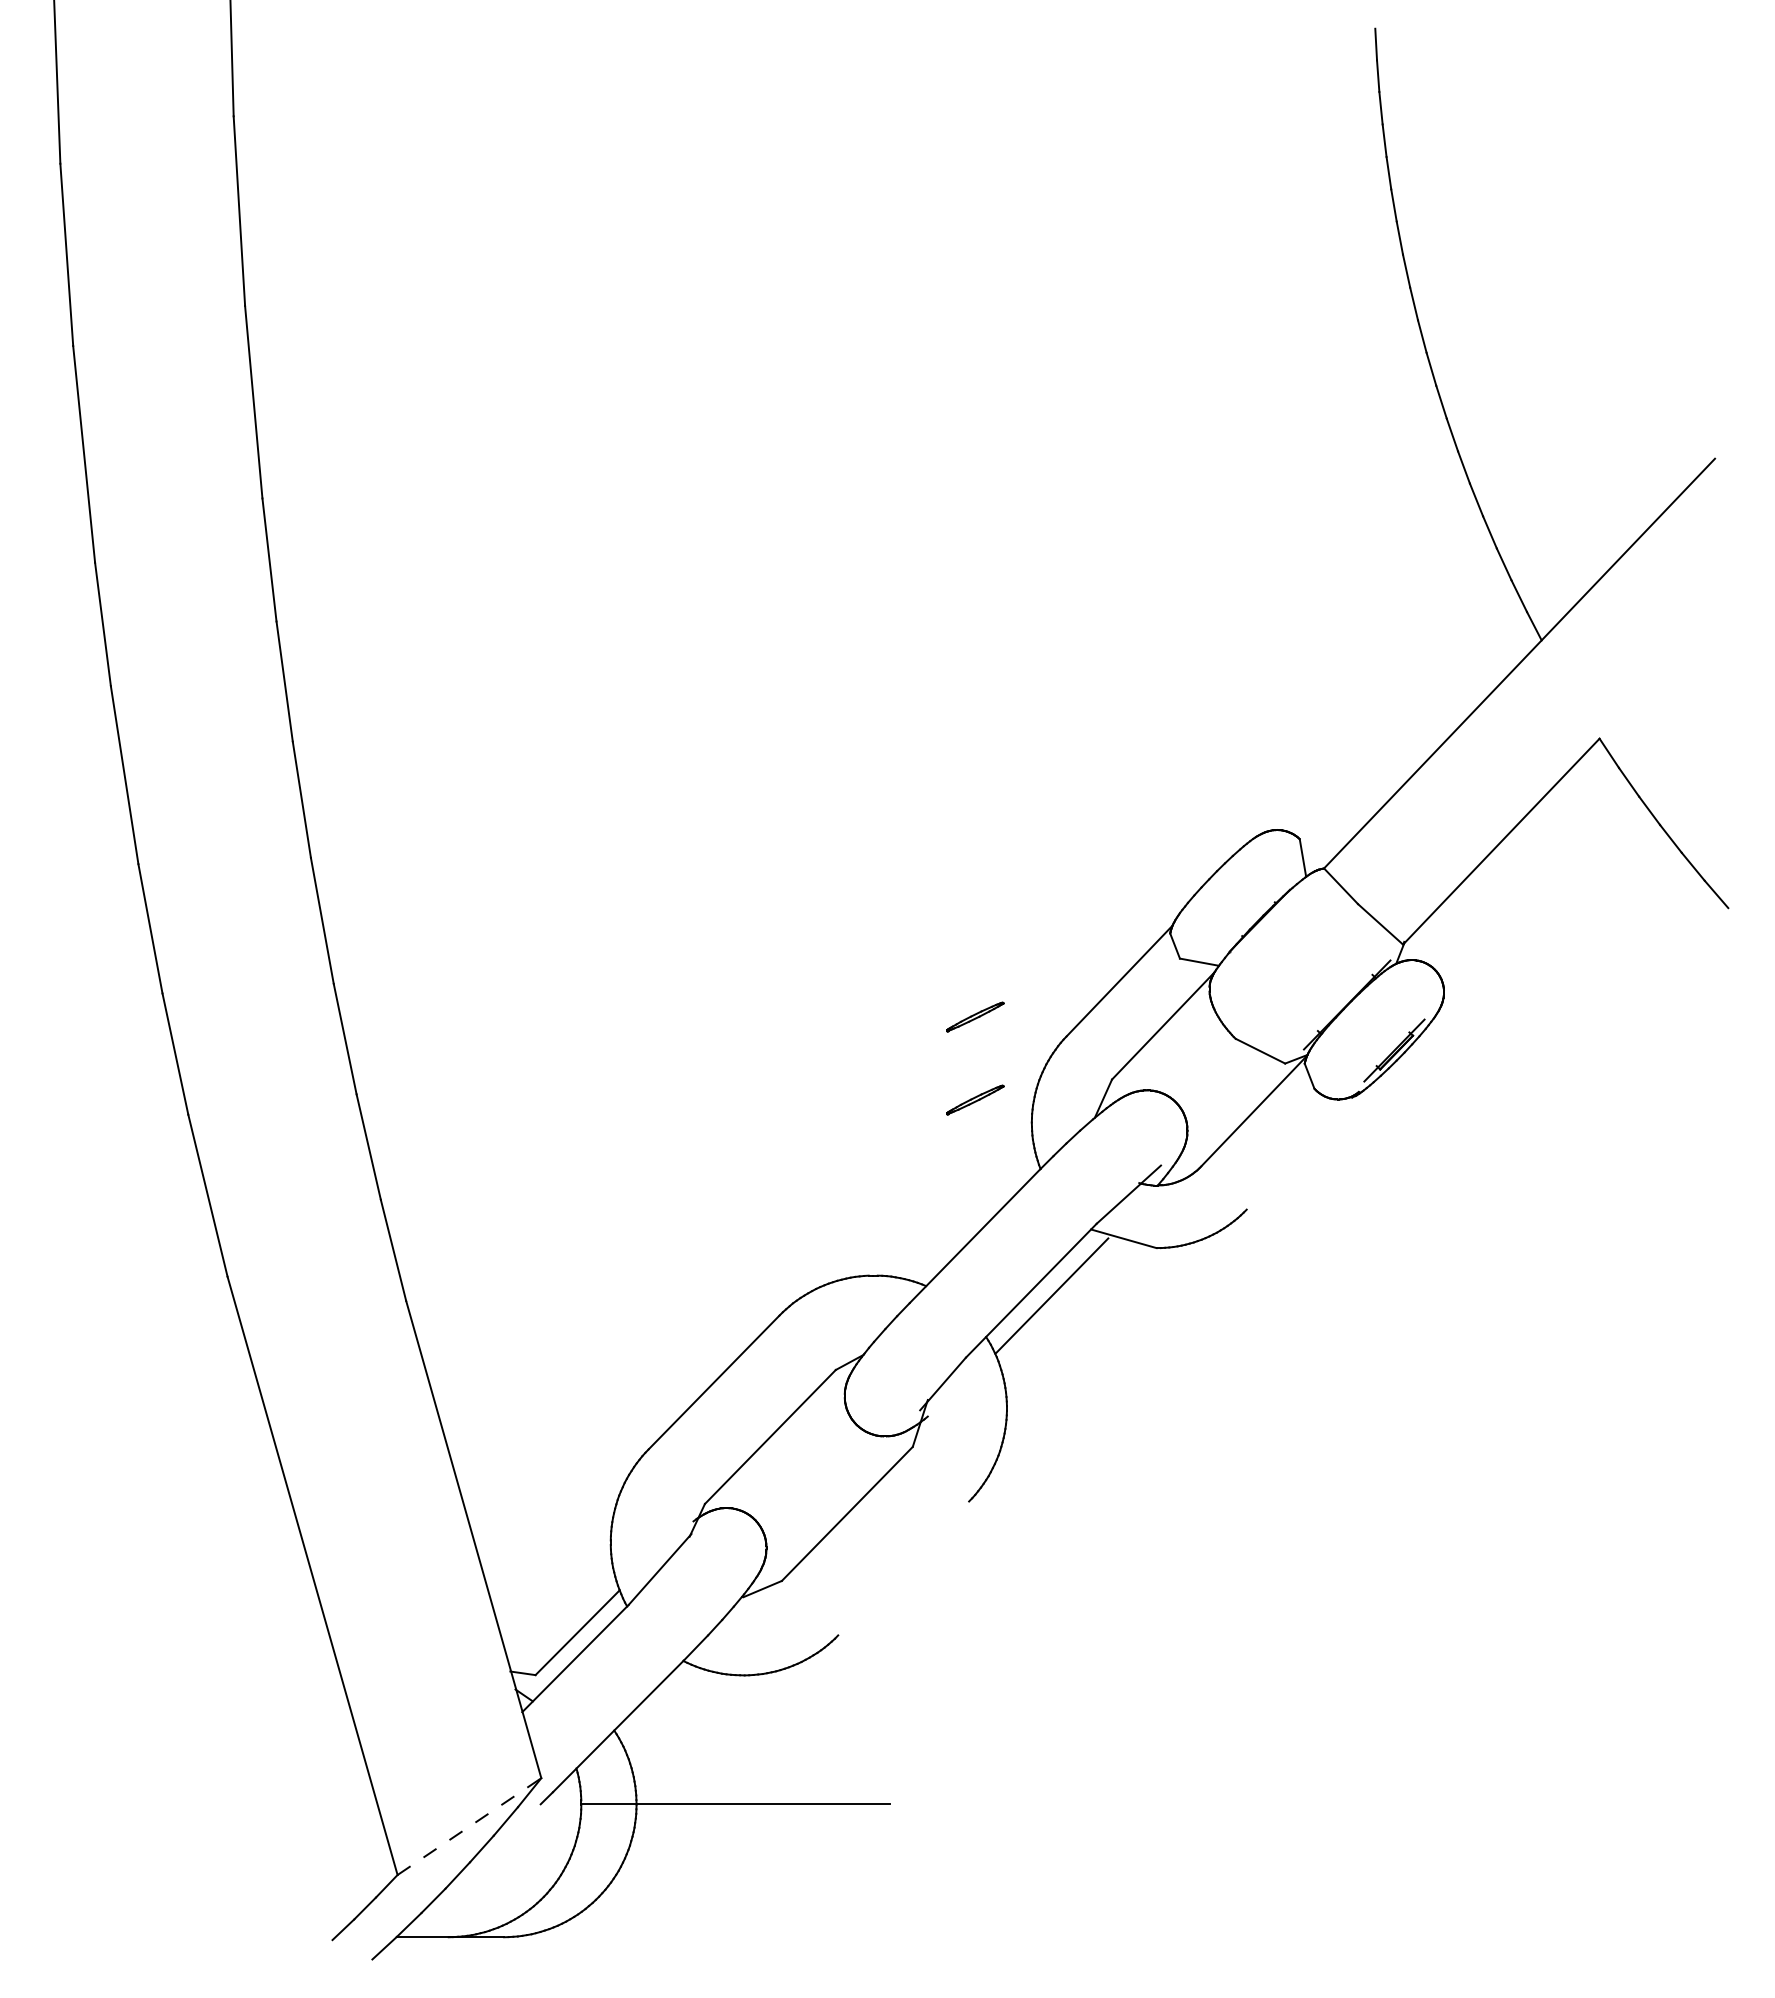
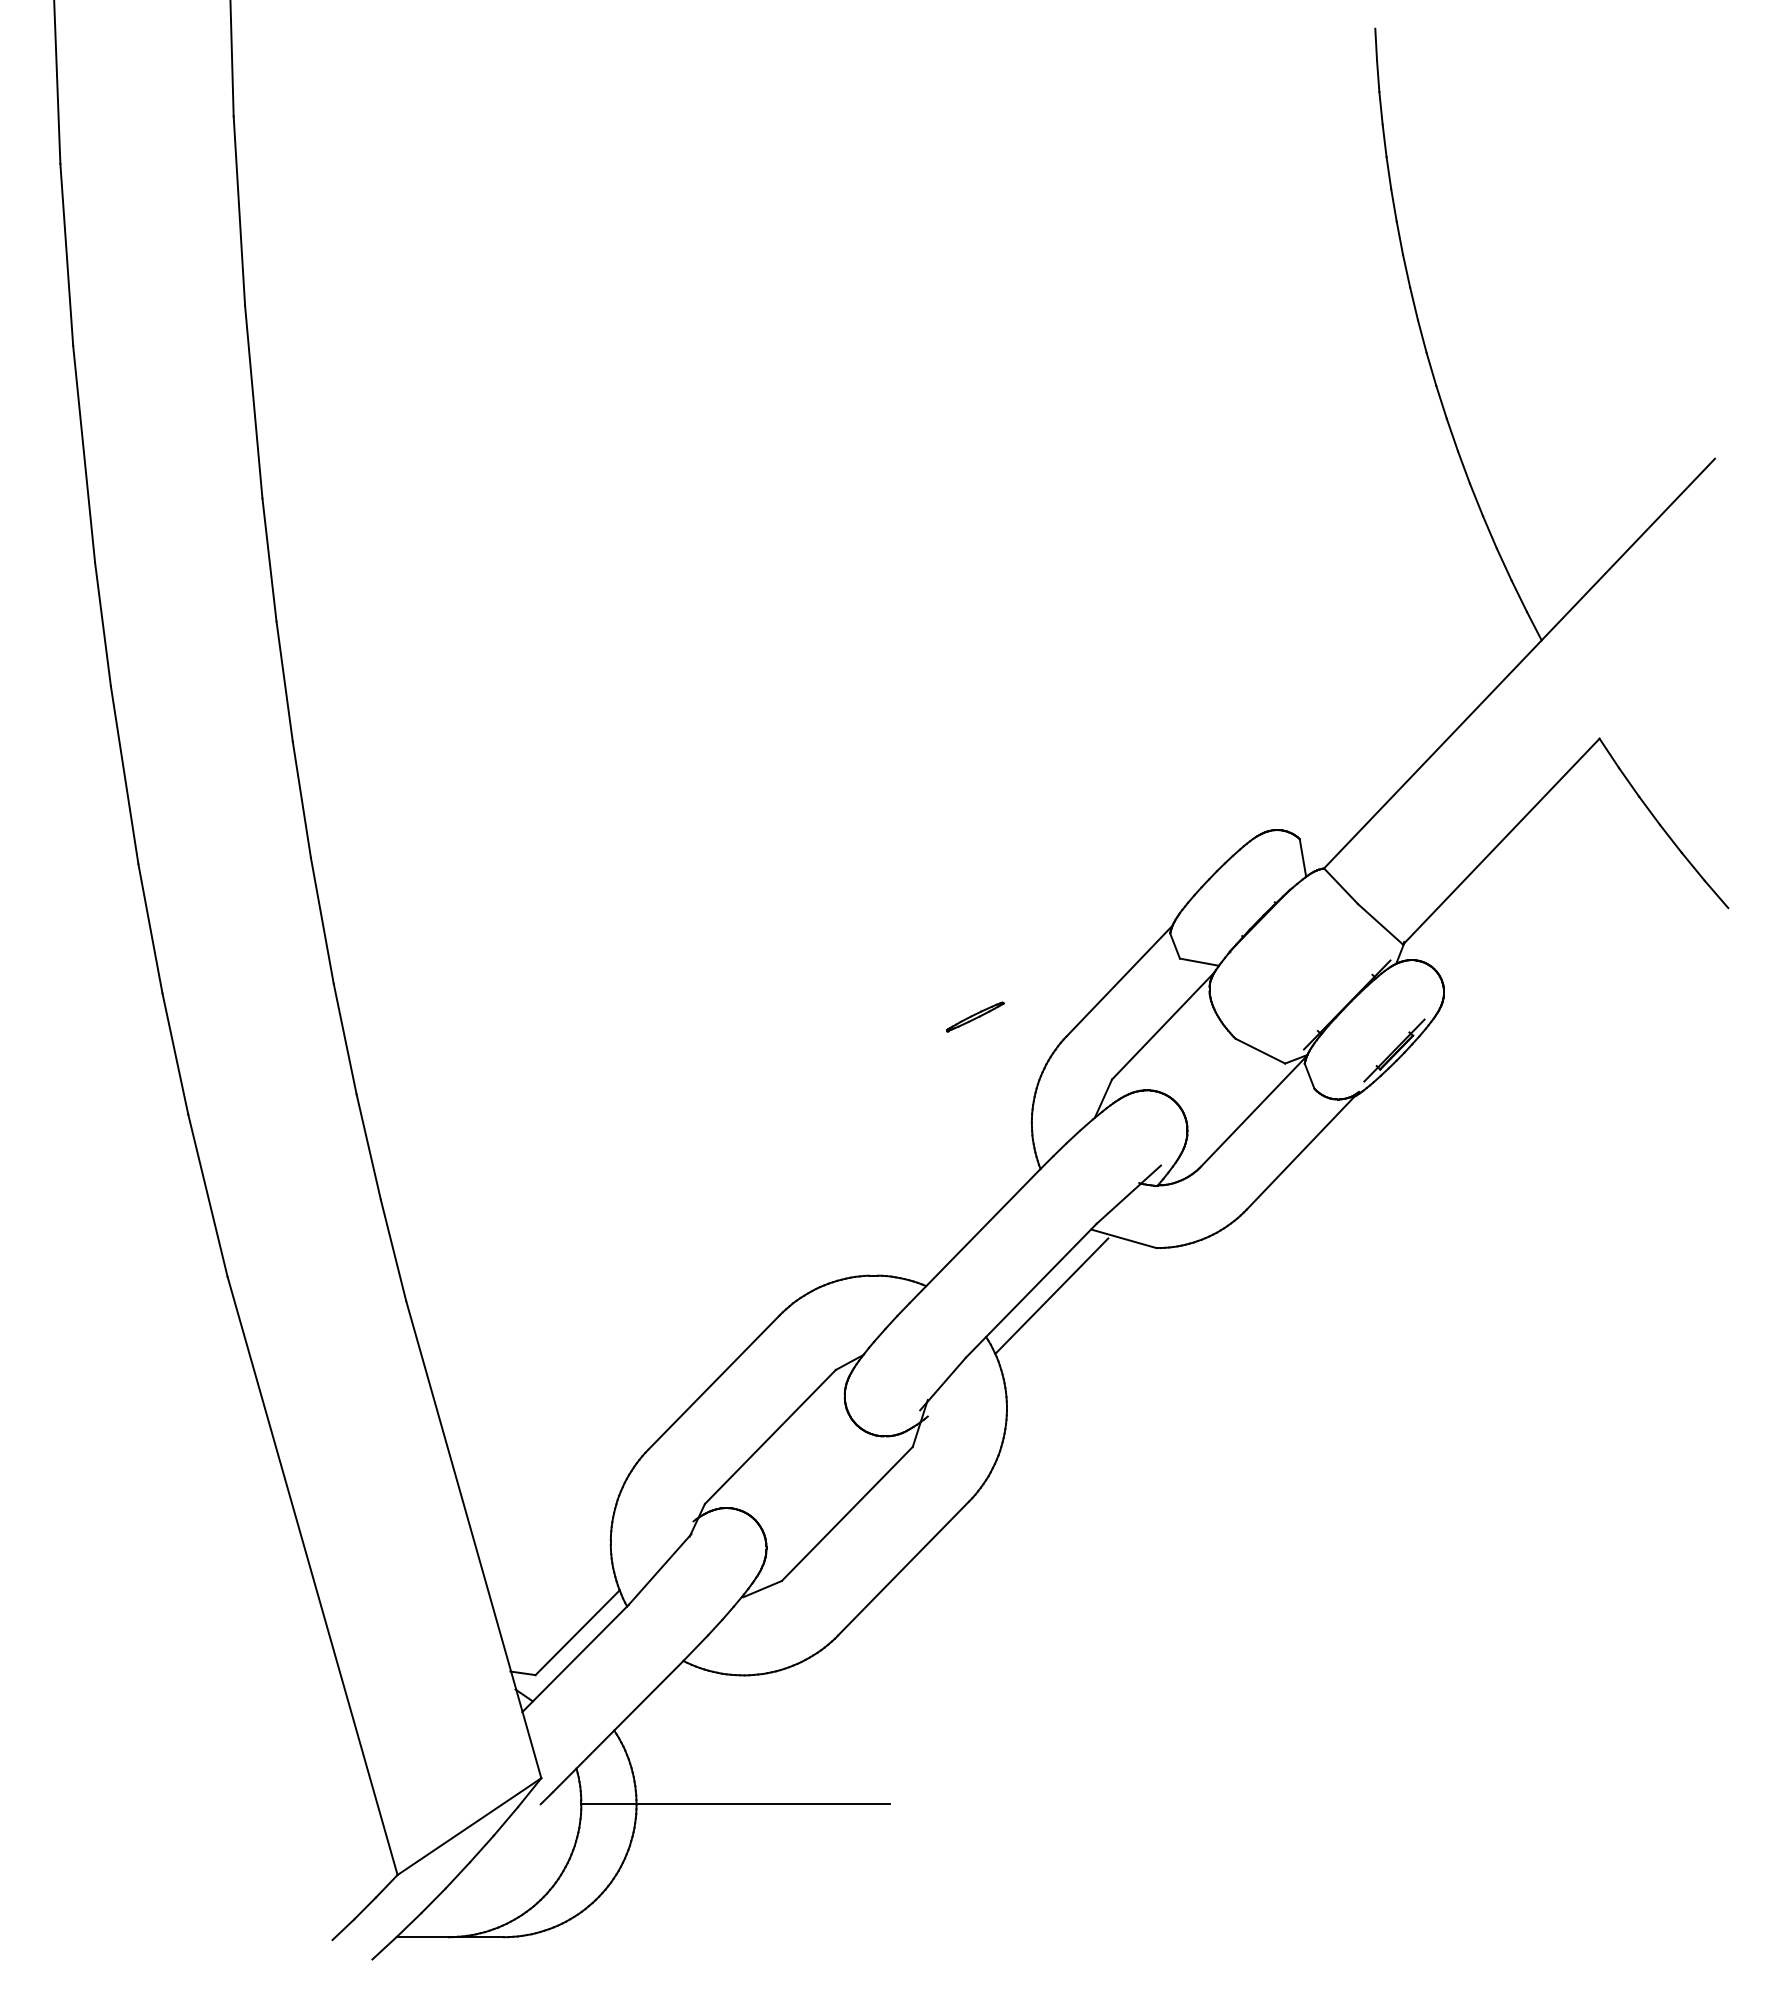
part: present -> none (975, 1099)
line: none -> present (1301, 1151)
line: none -> present (903, 1568)
line: dashed -> solid (469, 1826)
